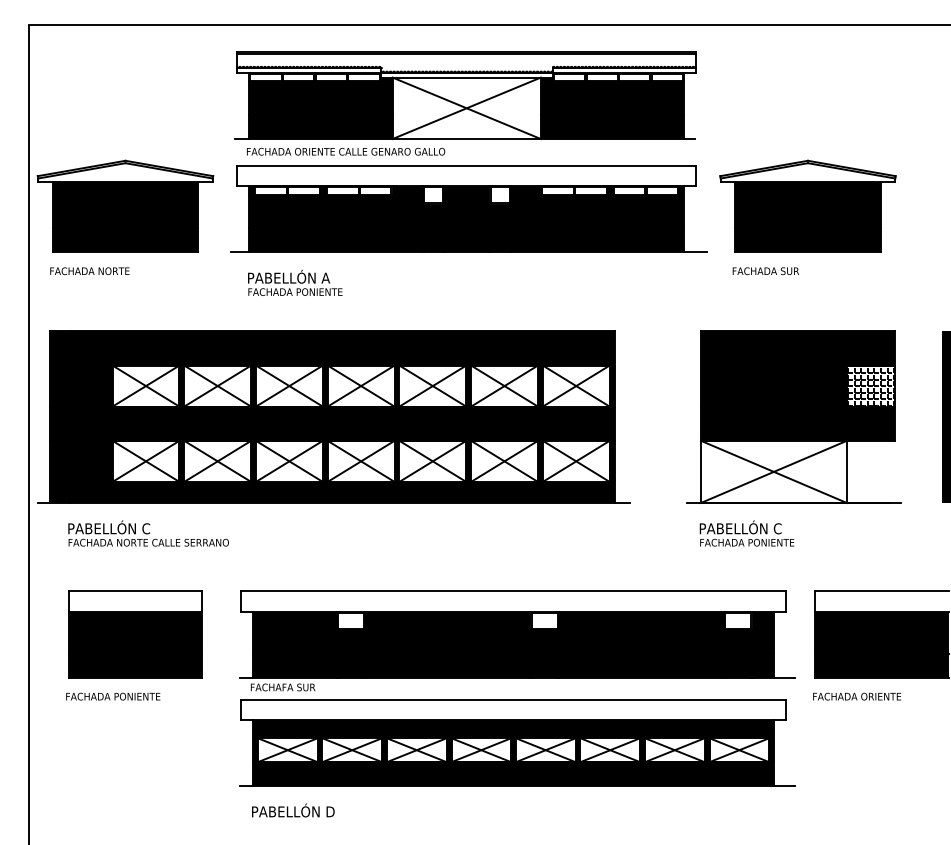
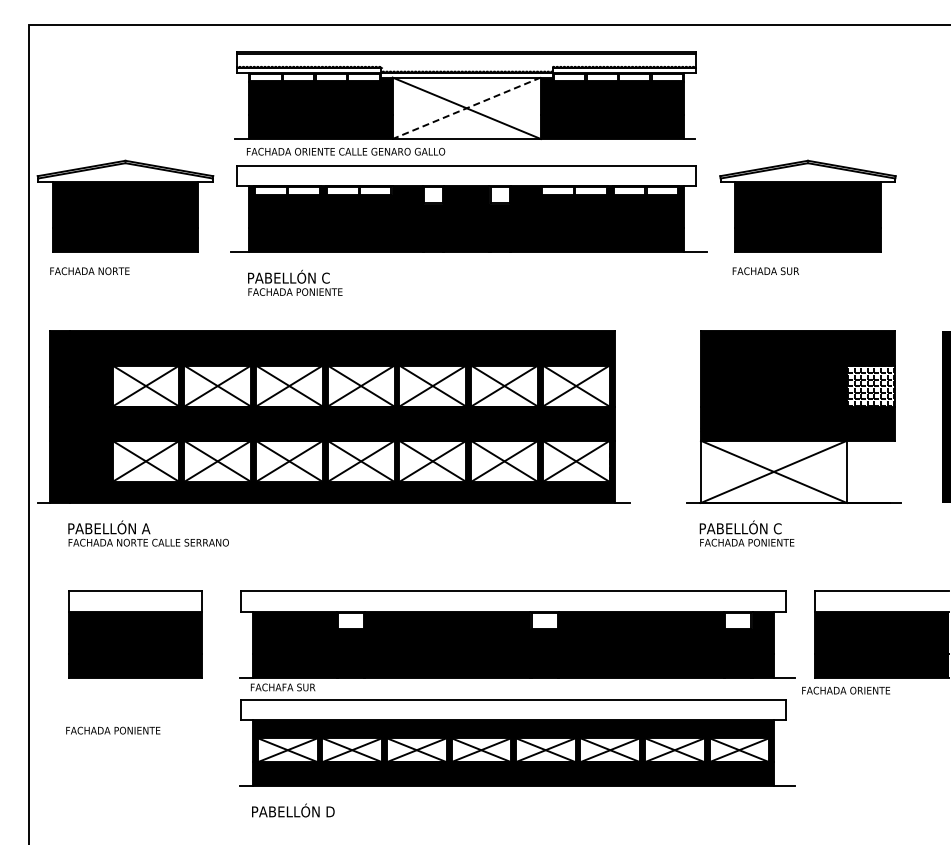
line: solid -> dashed (466, 108)
text: PABELLÓN A -> PABELLÓN C (325, 277)
text: PABELLÓN C -> PABELLÓN A (145, 528)
text position: (113, 696) -> (113, 730) (113, 730)
text position: (856, 696) -> (845, 690) (845, 690)
